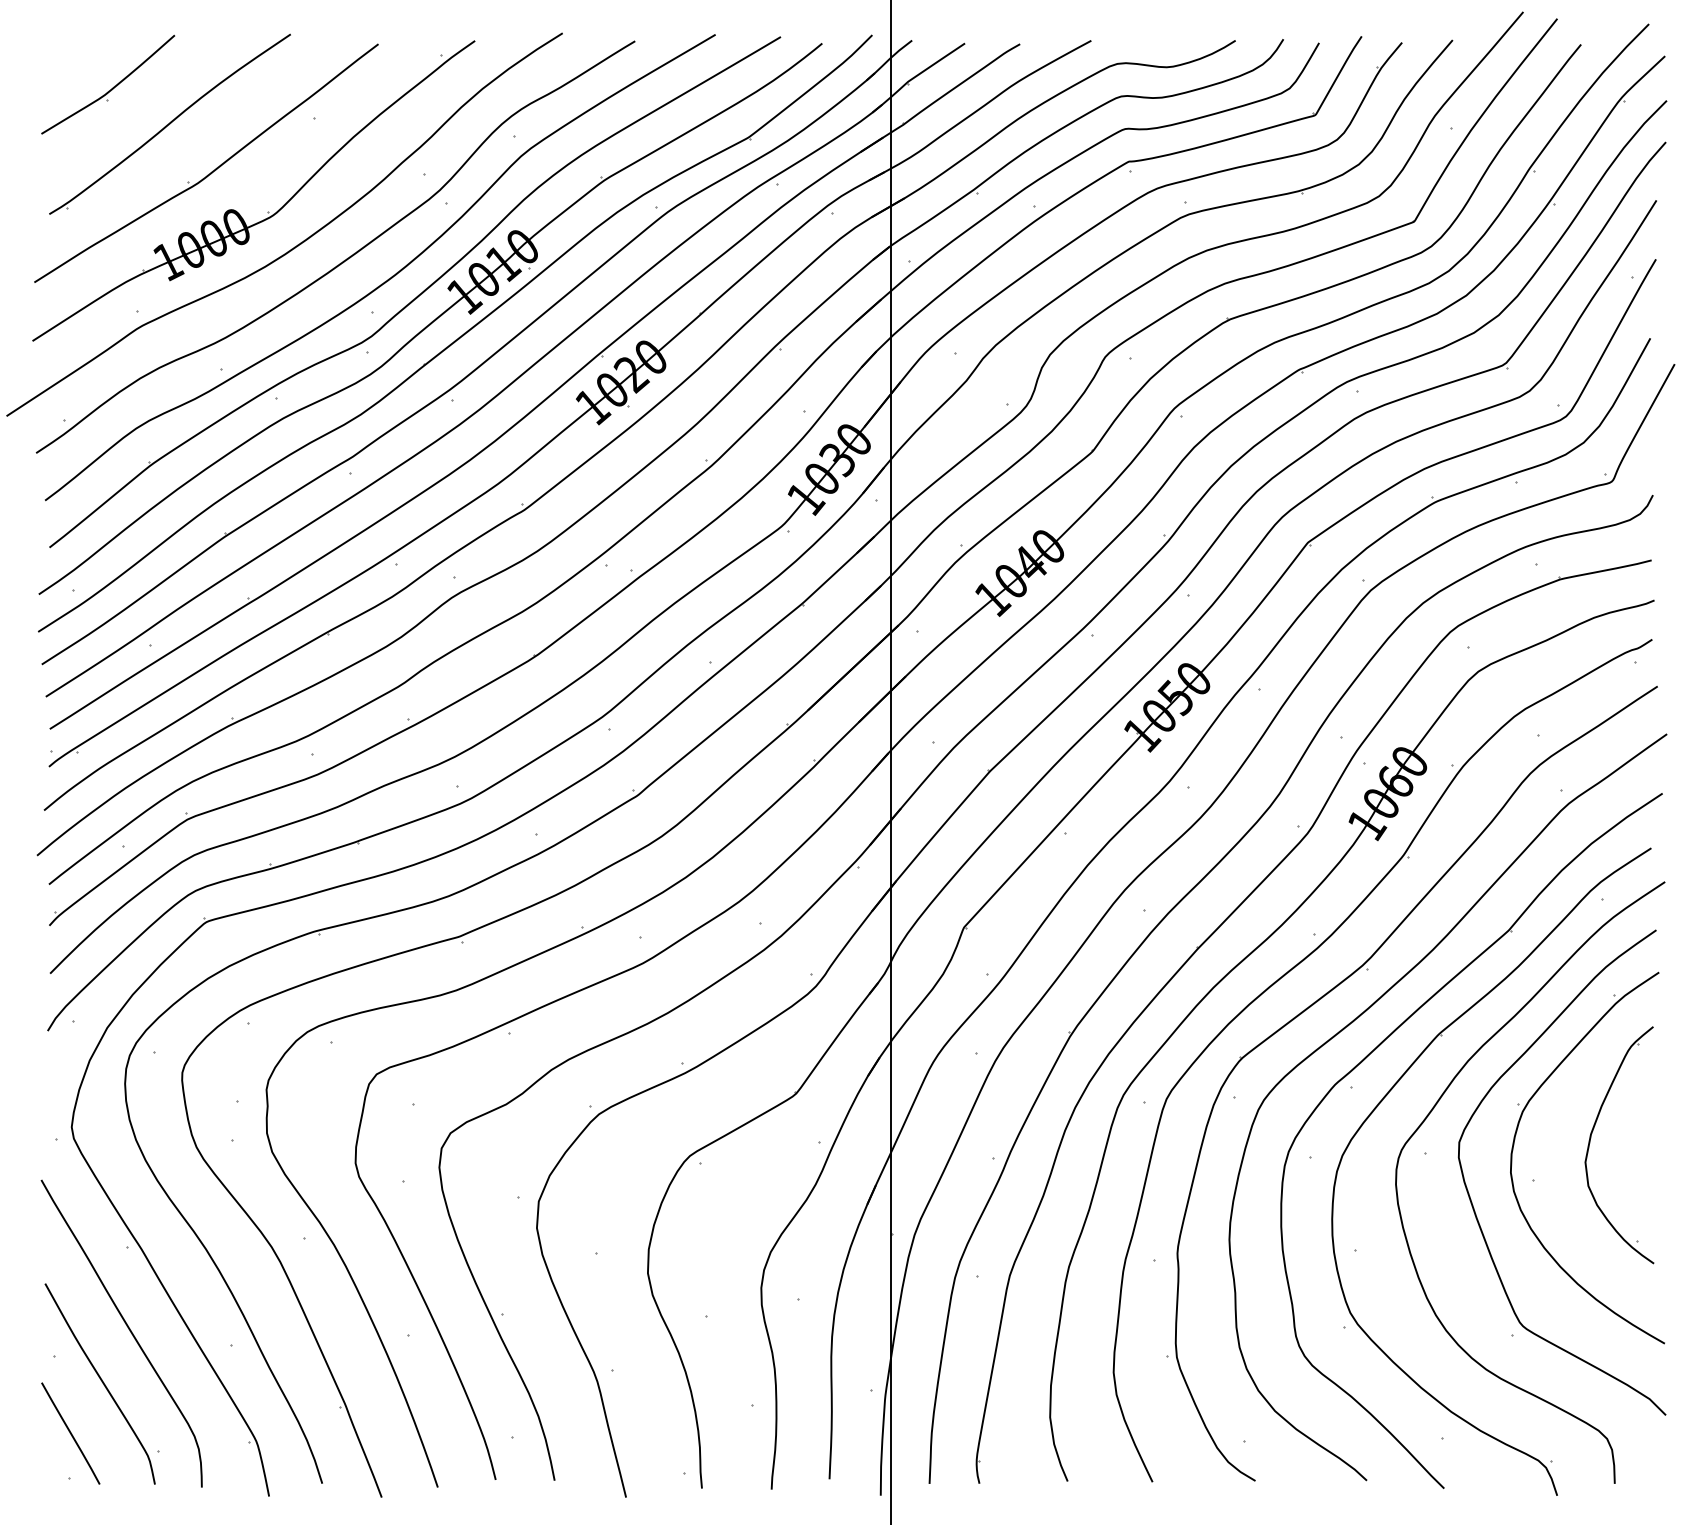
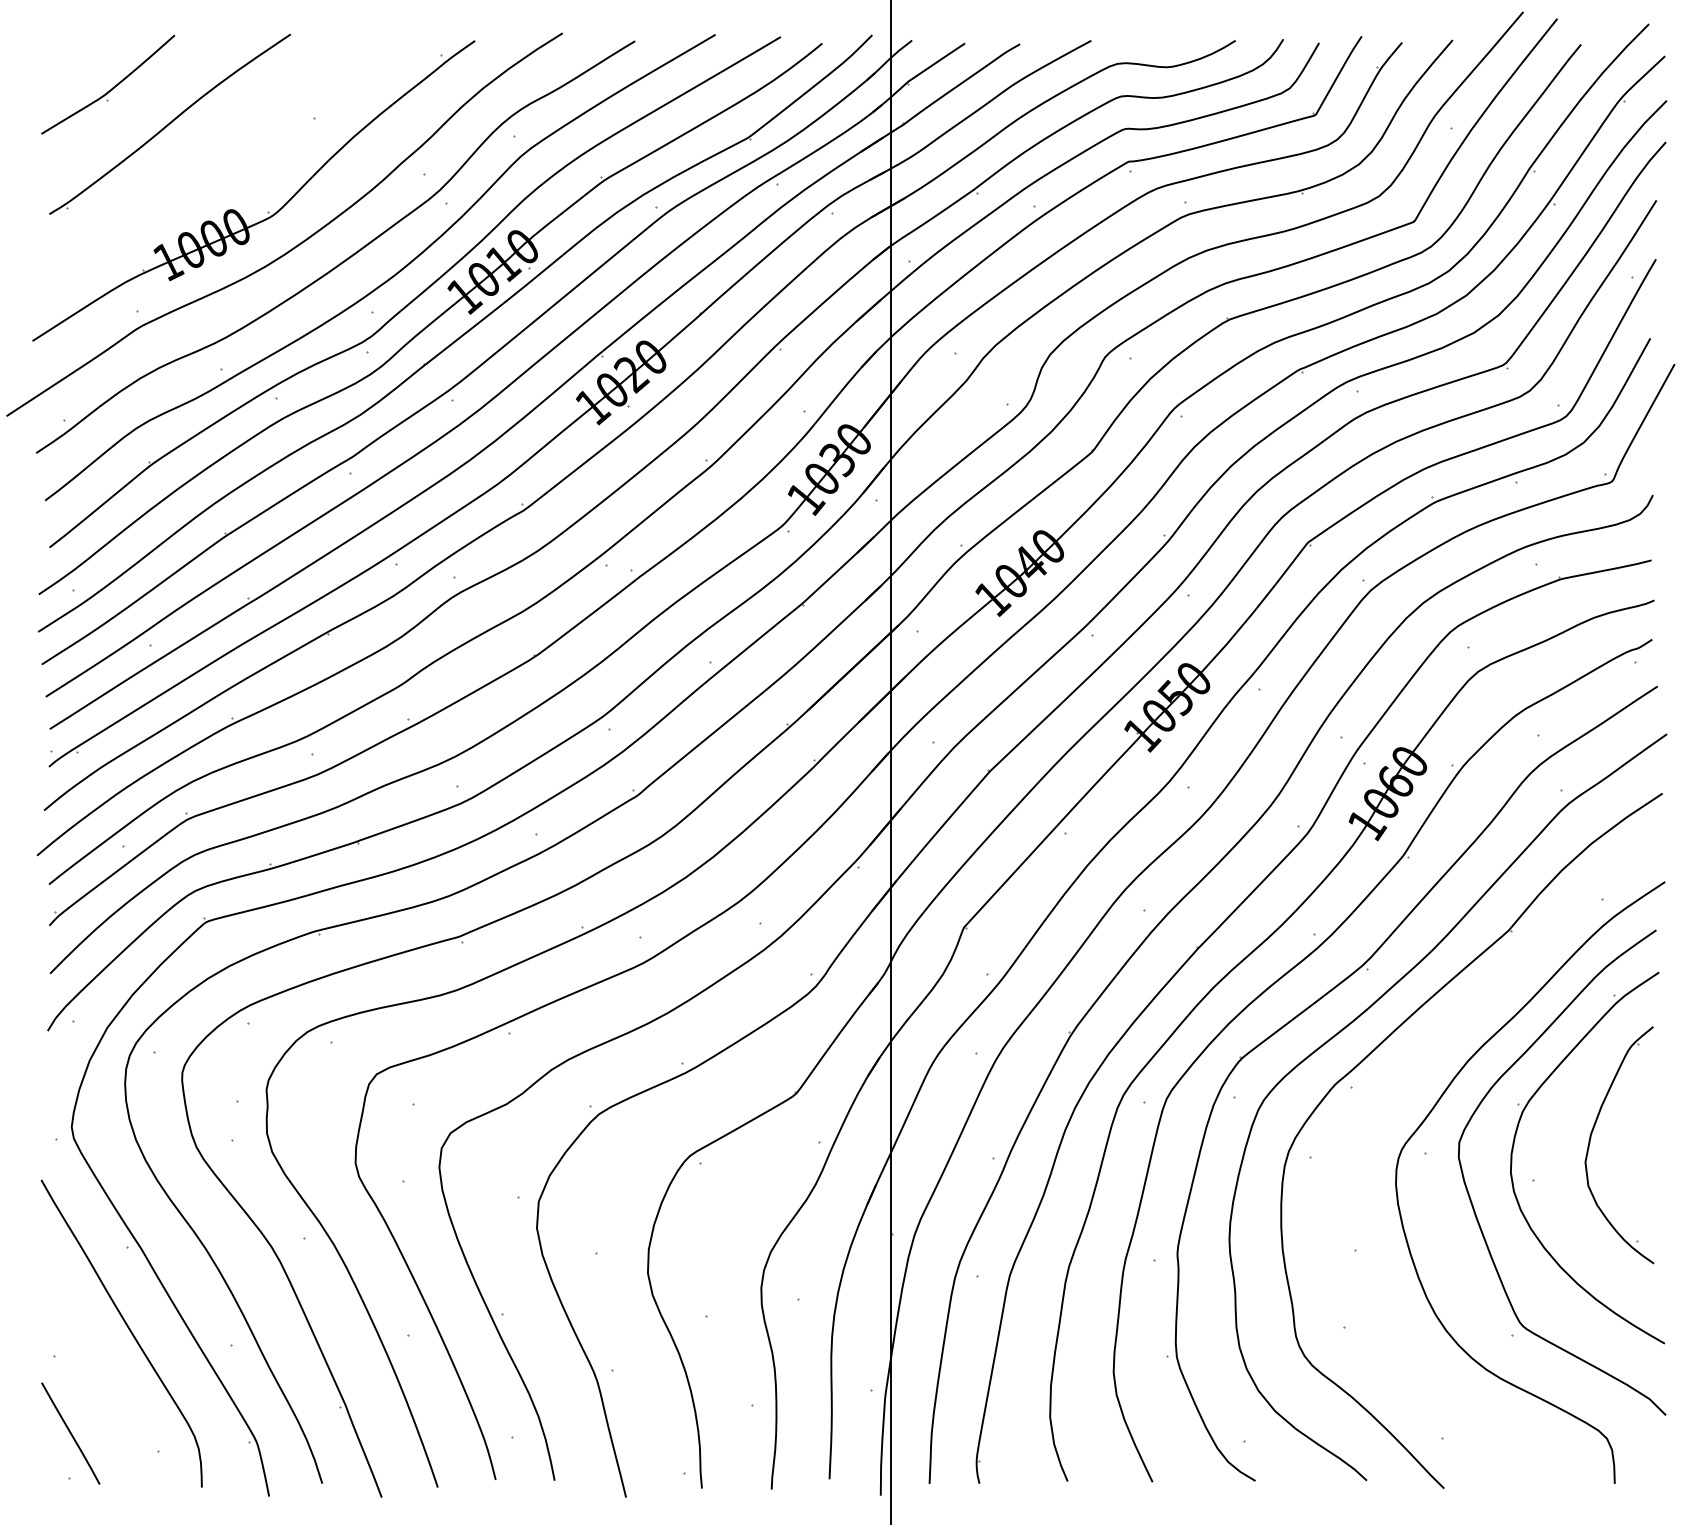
part: present -> none (212, 170)
part: present -> none (1393, 1088)
curve: present -> none (101, 1381)
